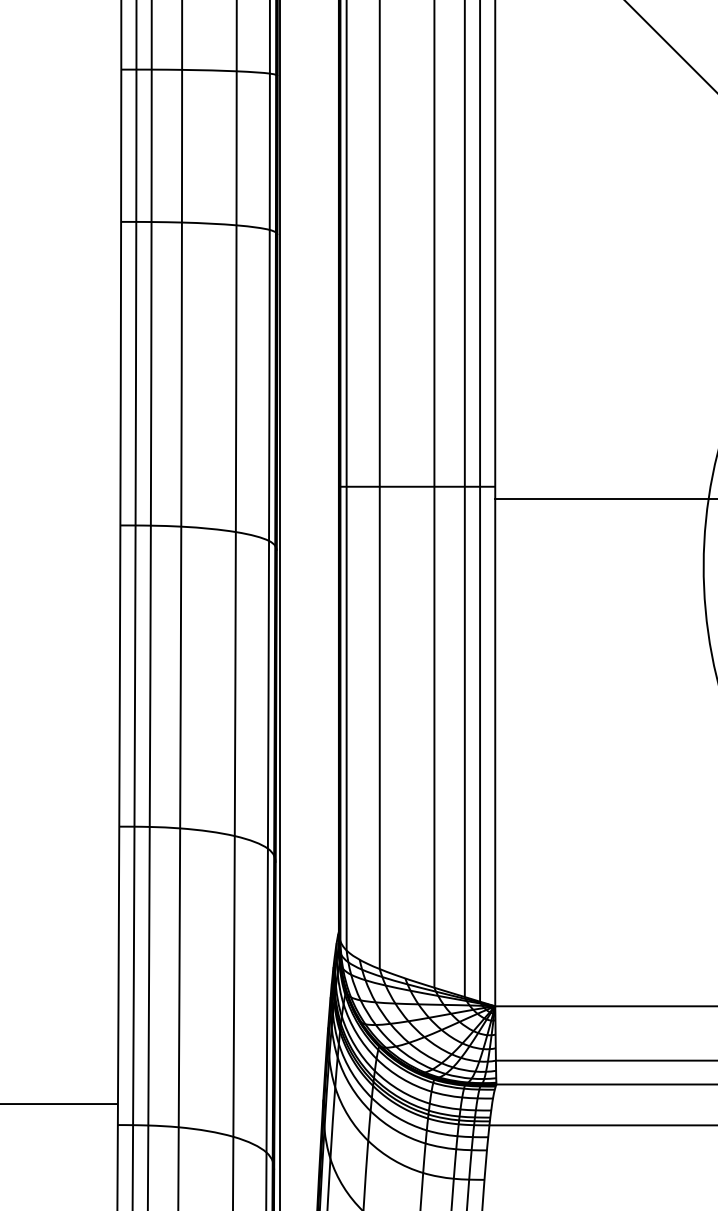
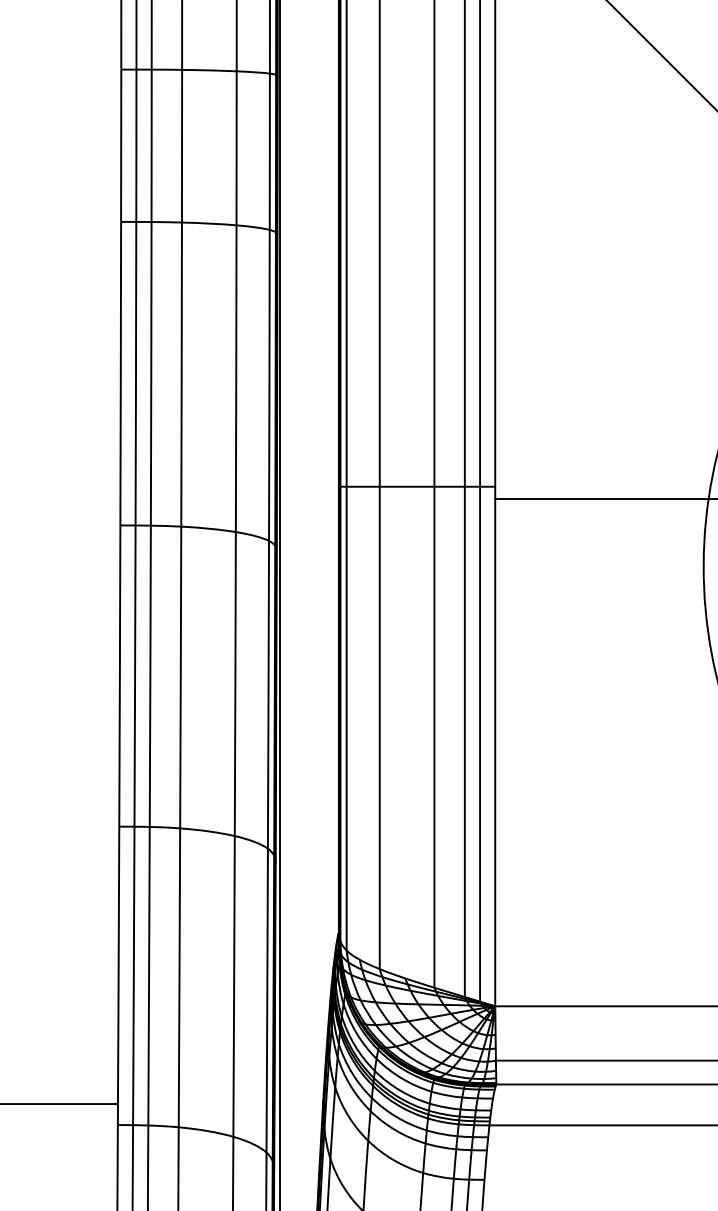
line position: (670, 46) -> (661, 55) (661, 55)
